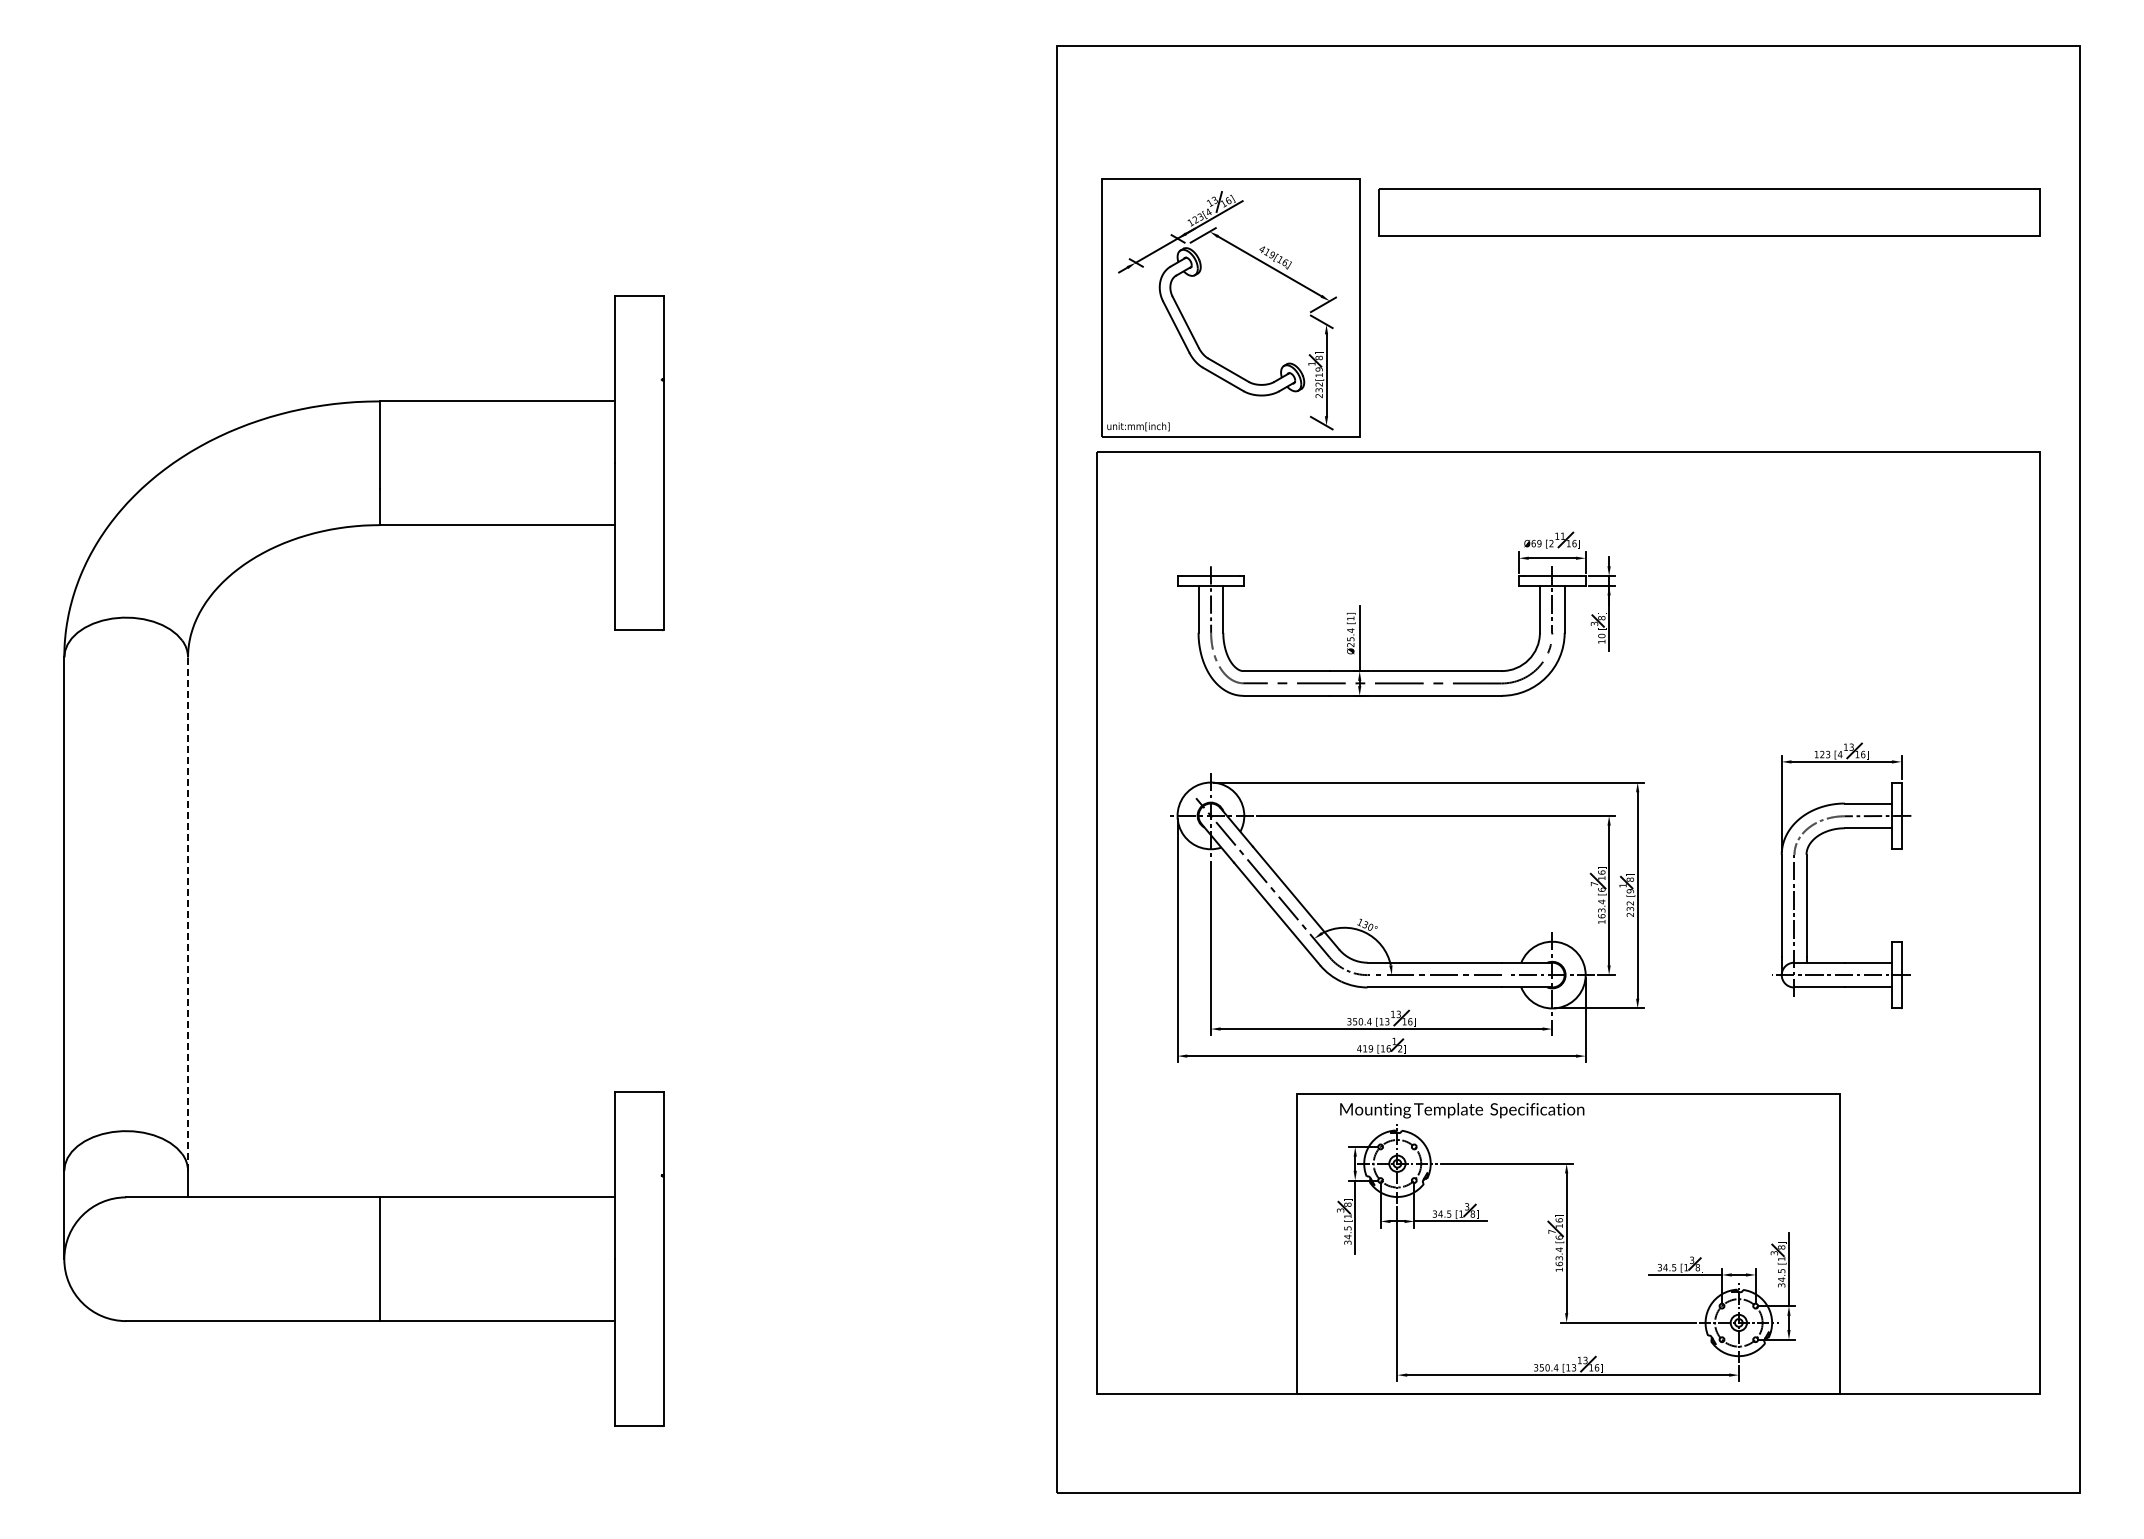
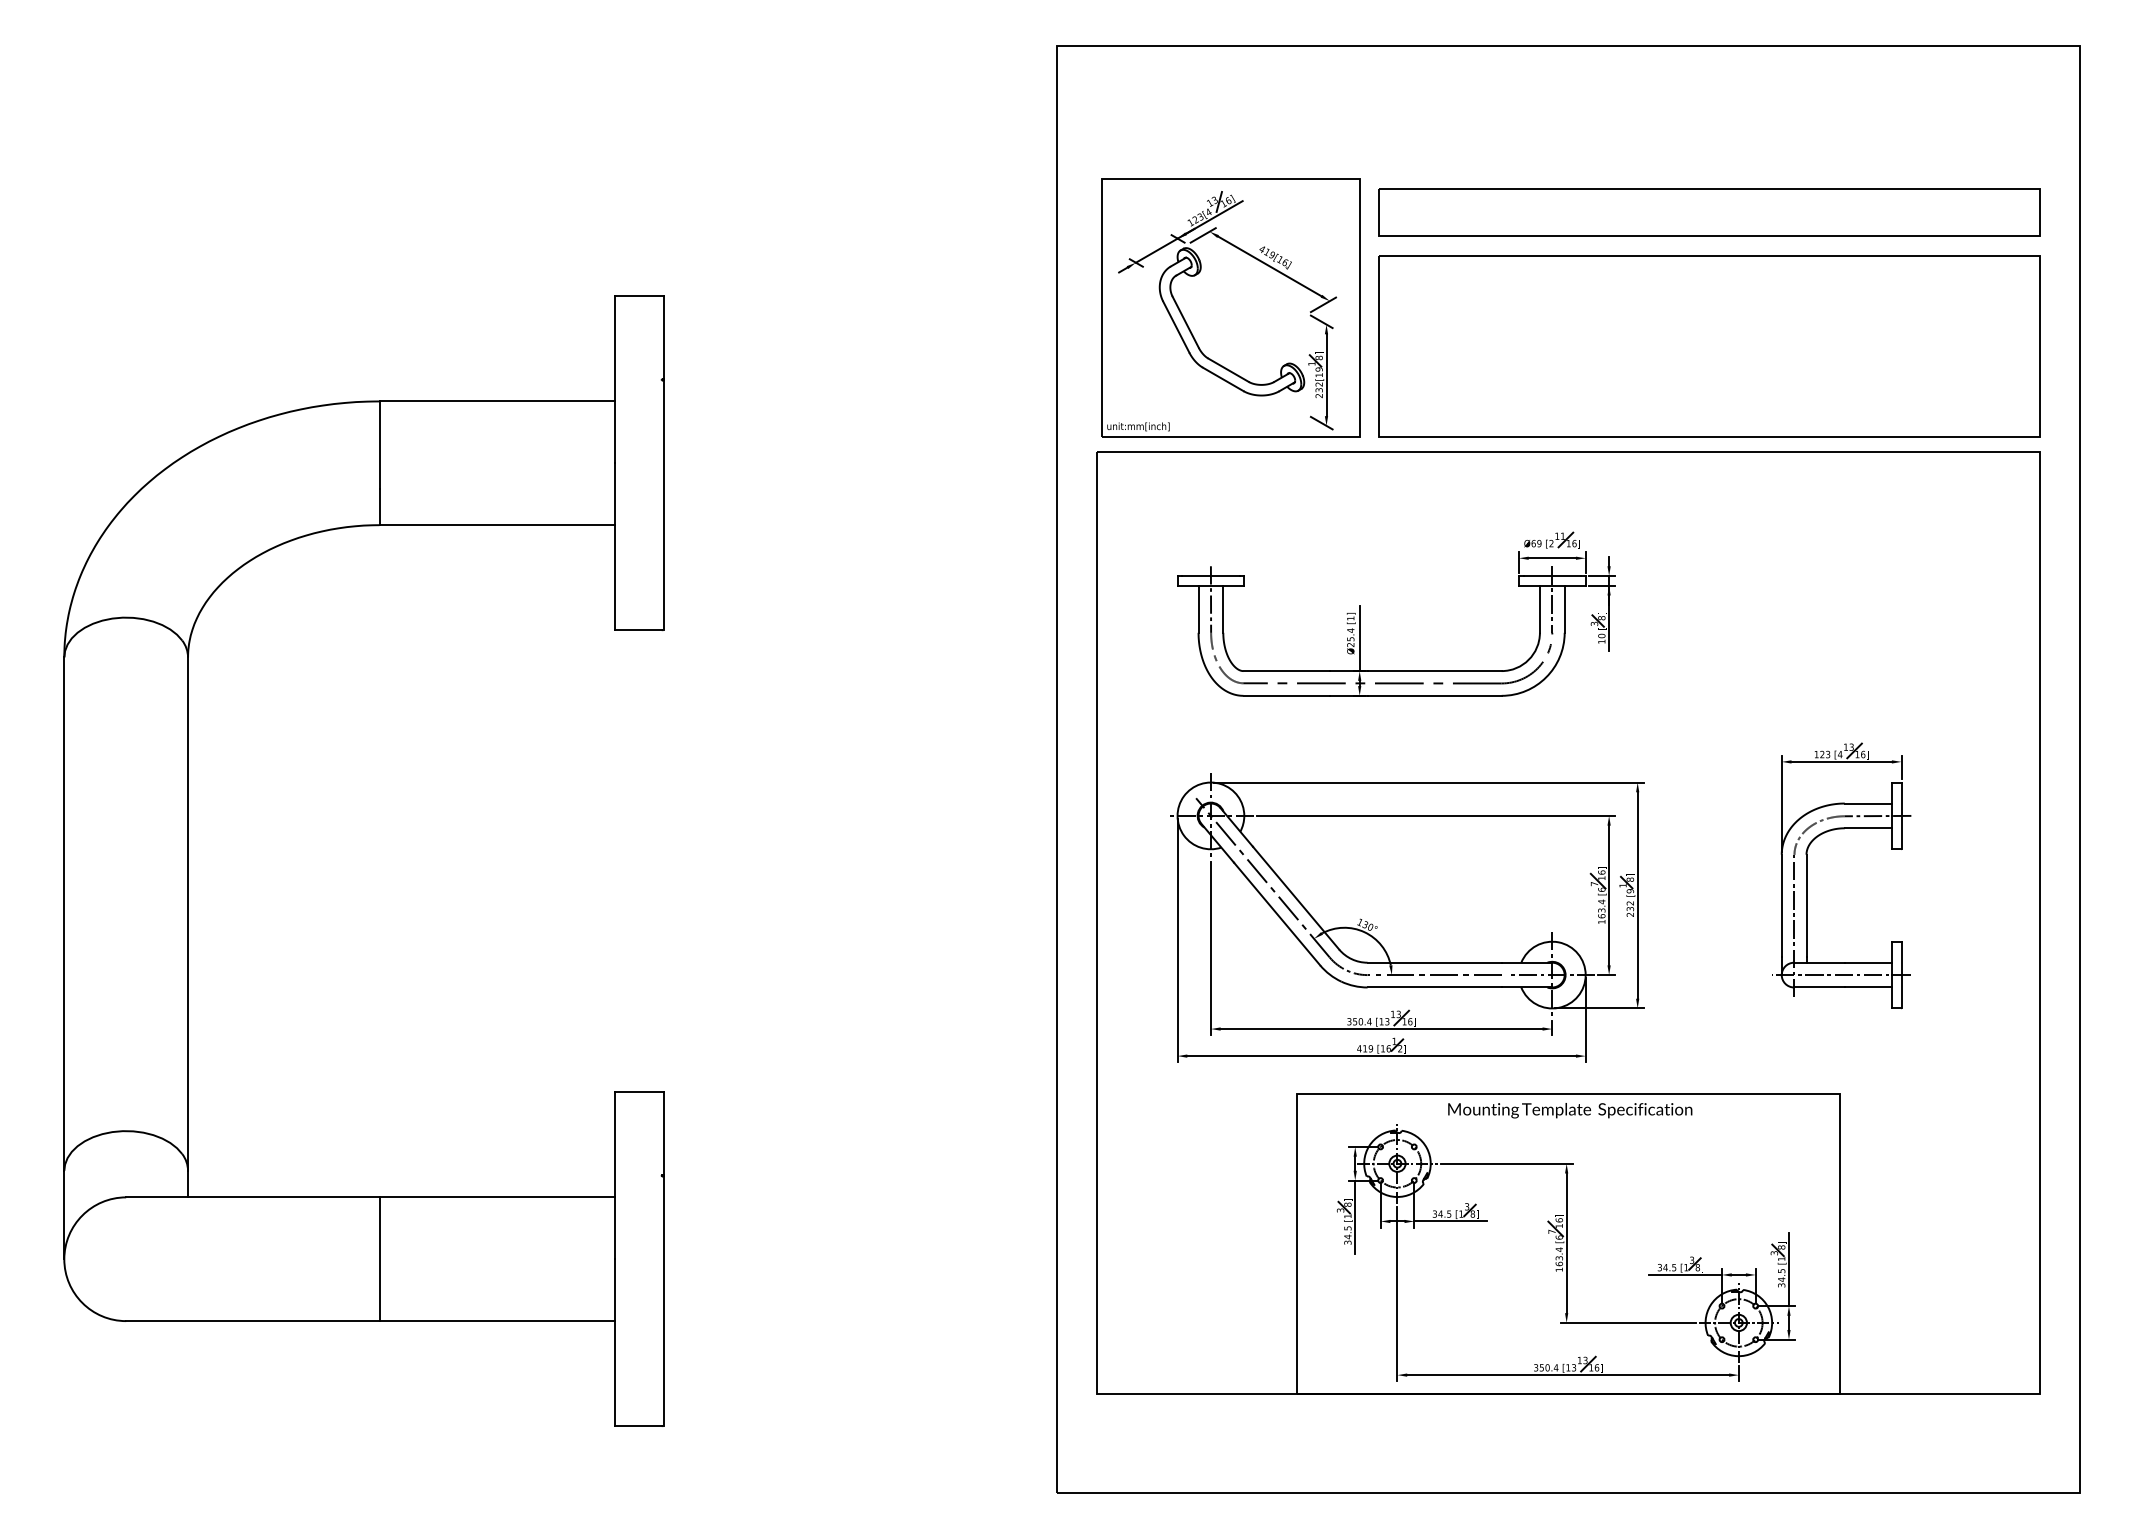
part: none -> present (1709, 346)
line: dashed -> solid (188, 914)
text position: (1462, 1110) -> (1570, 1110) (1570, 1110)
